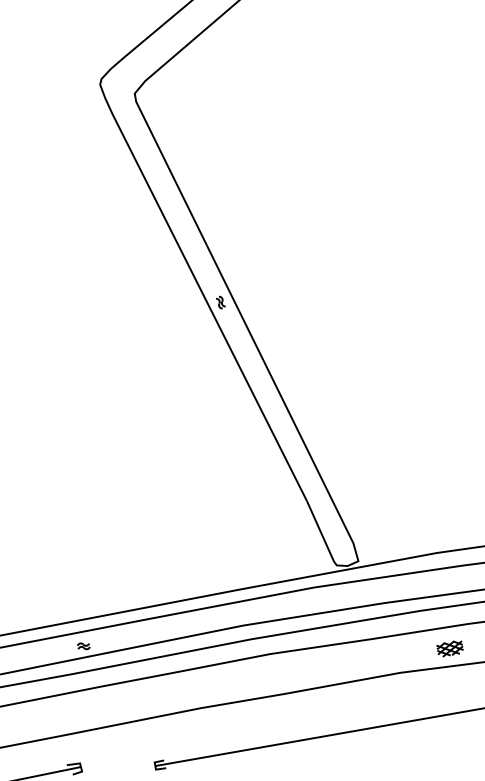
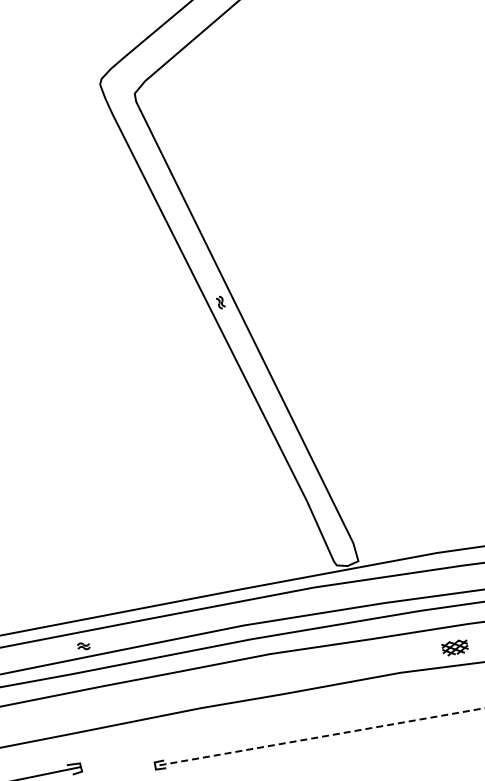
part position: (449, 648) -> (454, 647) (454, 647)
line: solid -> dashed (319, 737)
